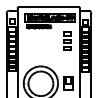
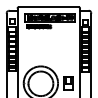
part: present -> none (67, 40)
